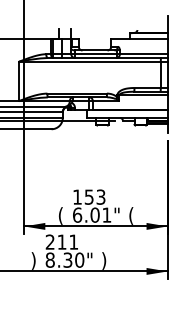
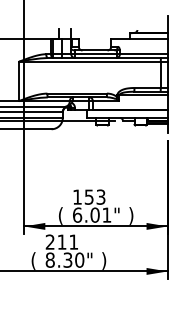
text: ( -> ) (131, 215)
text: ) -> ( (33, 260)
